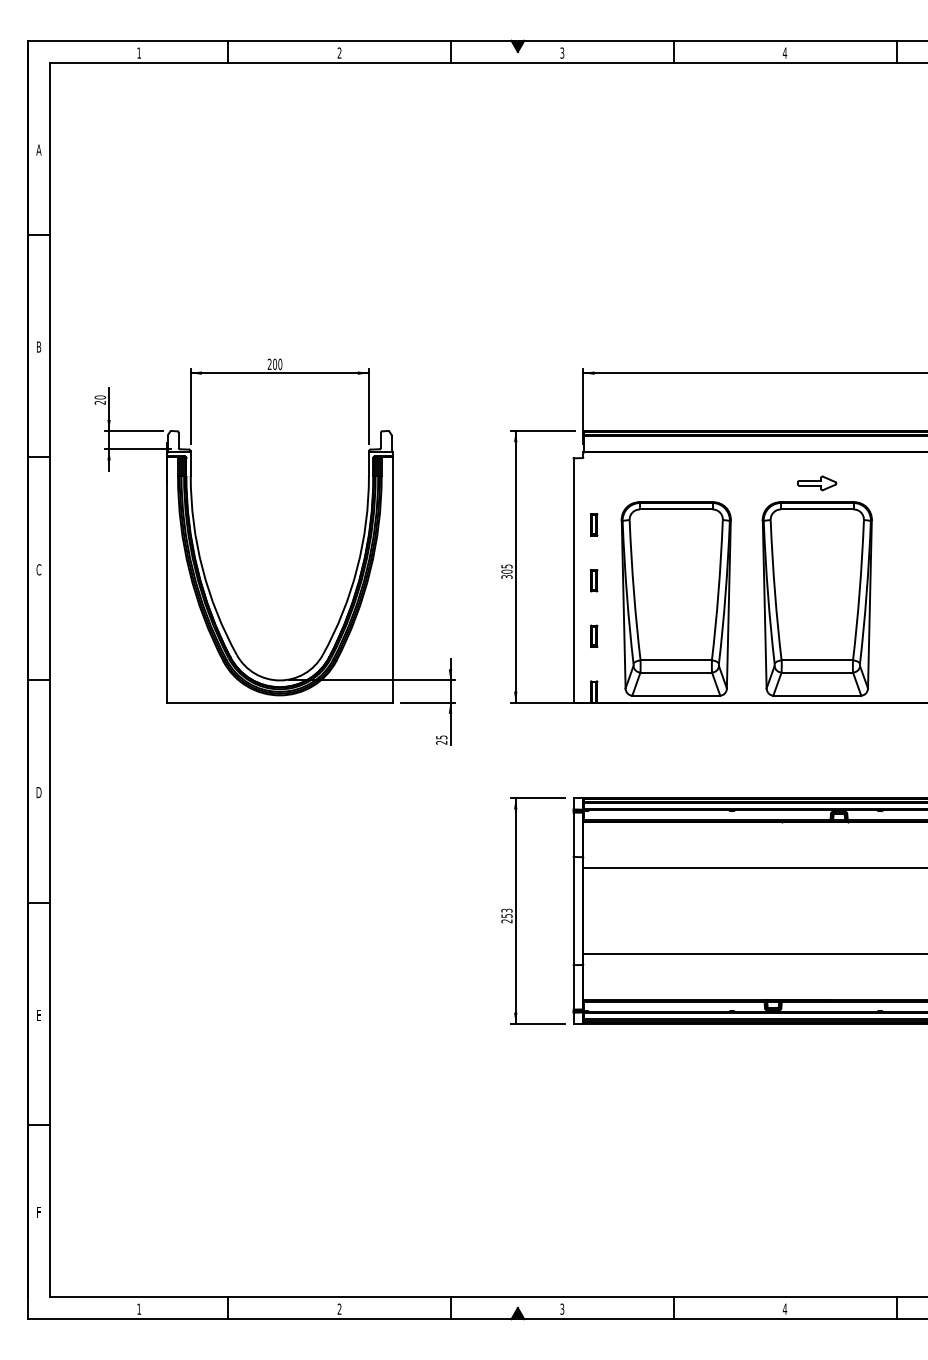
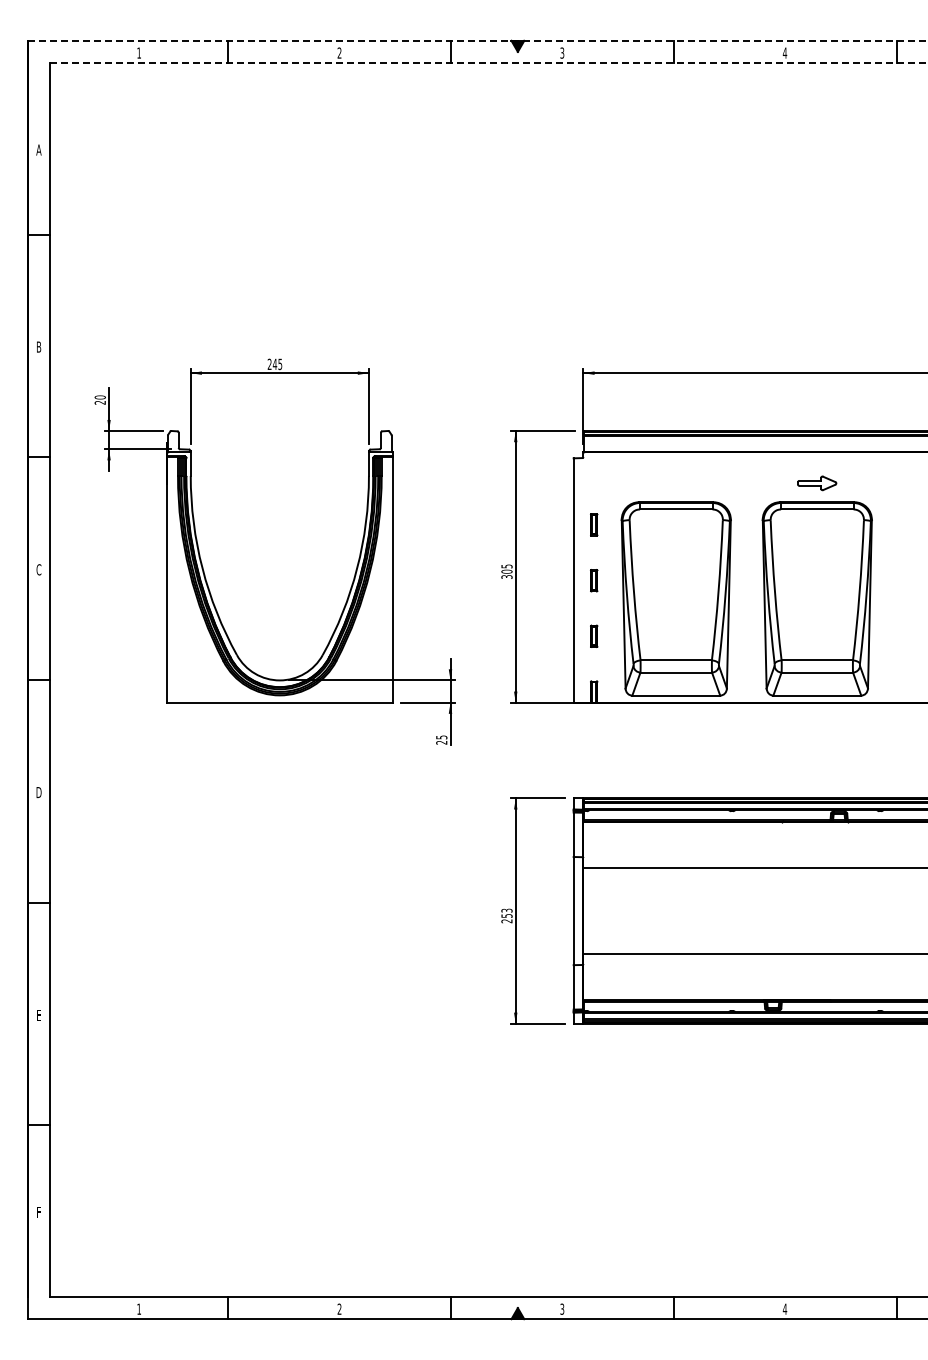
line: solid -> dashed (477, 40)
line: solid -> dashed (488, 63)
text: 200 -> 245 (277, 364)
